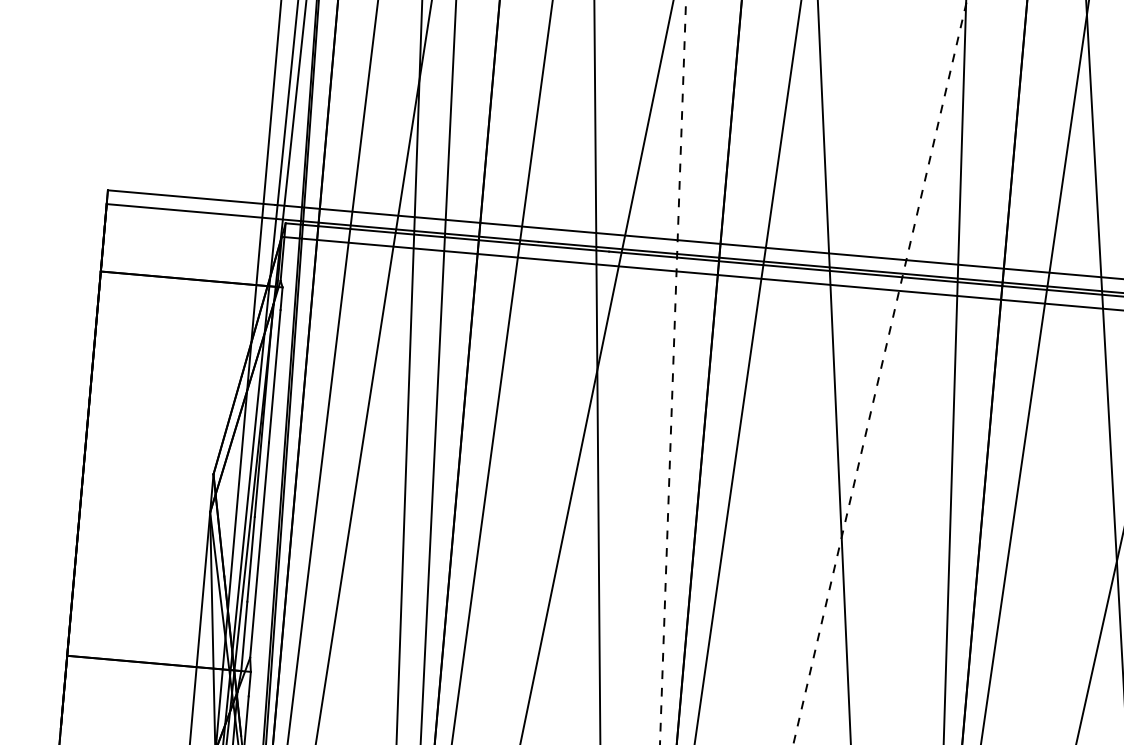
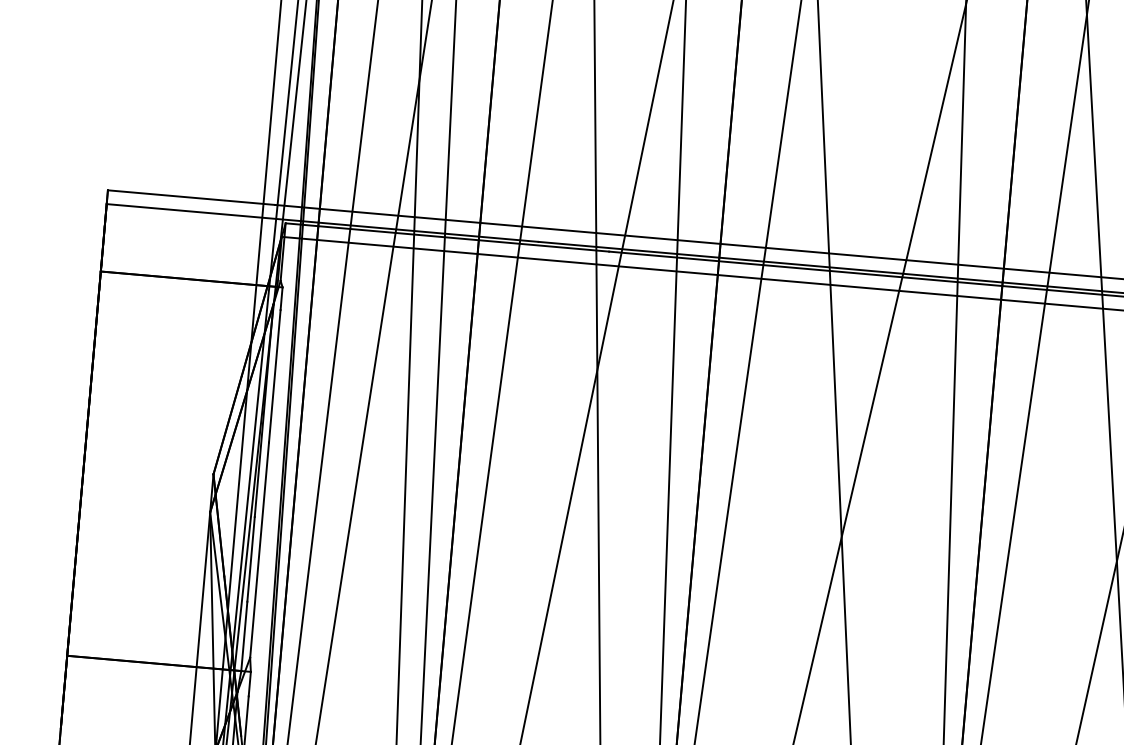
line: dashed -> solid (673, 372)
line: dashed -> solid (880, 372)
